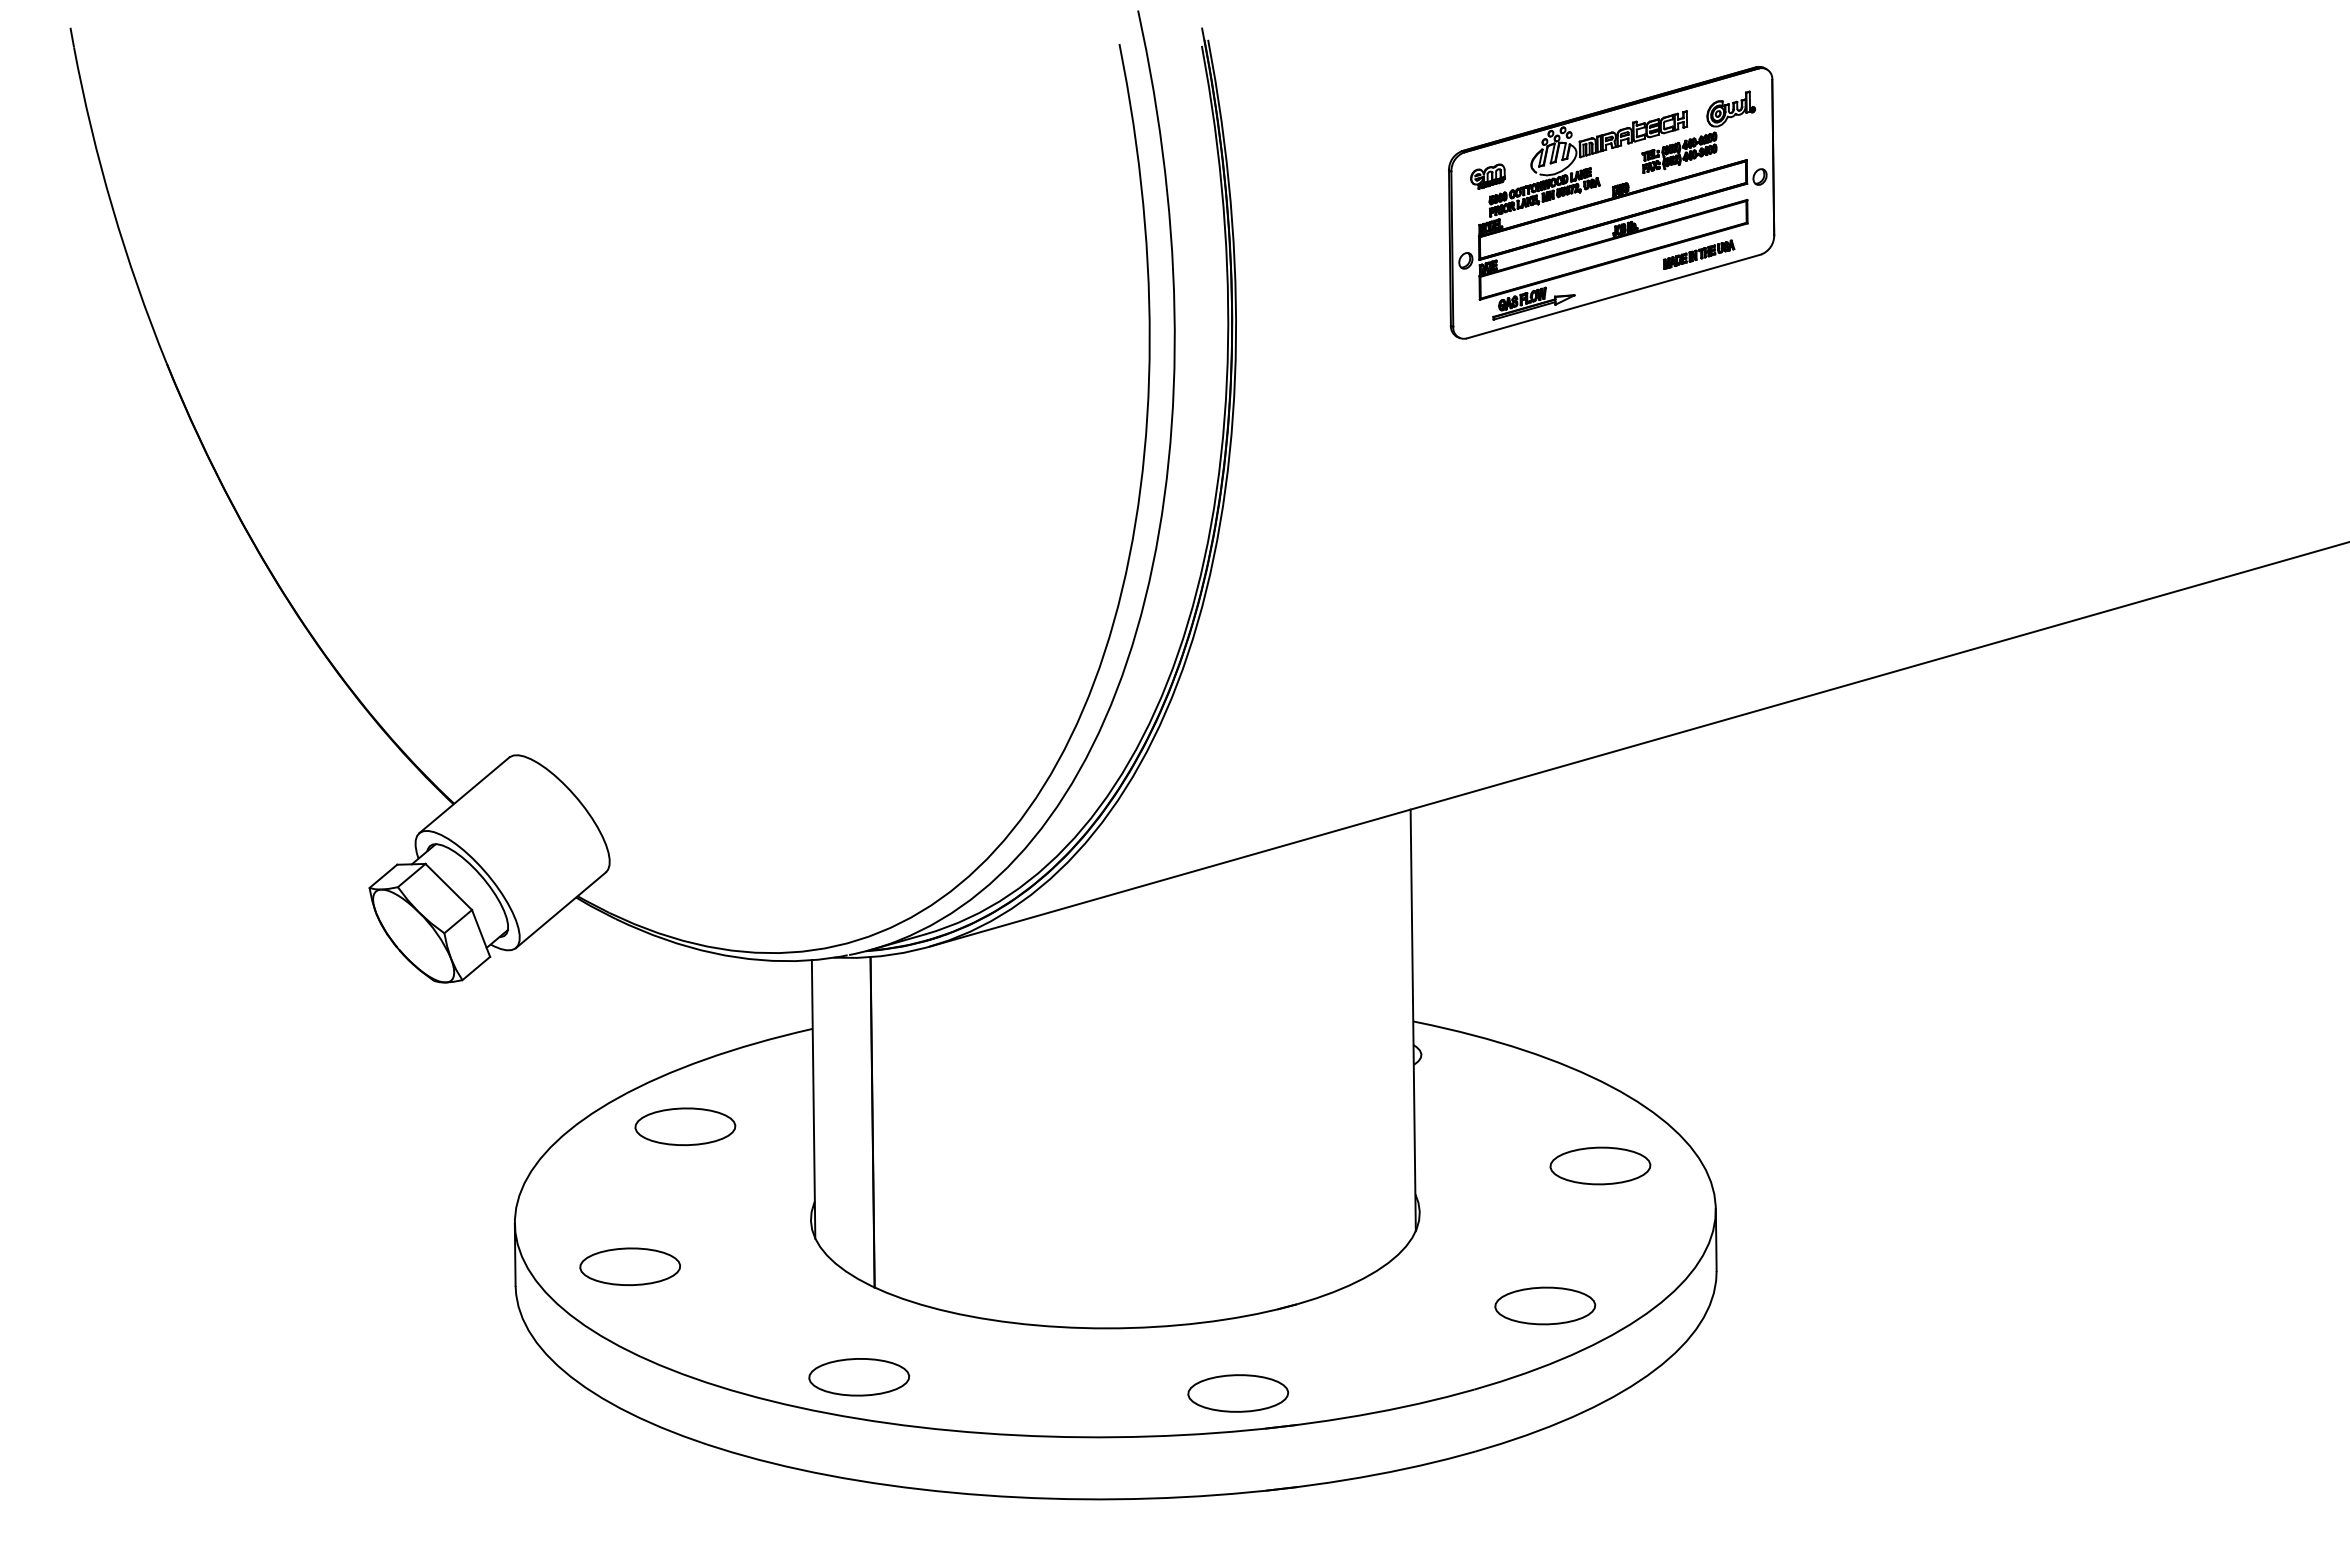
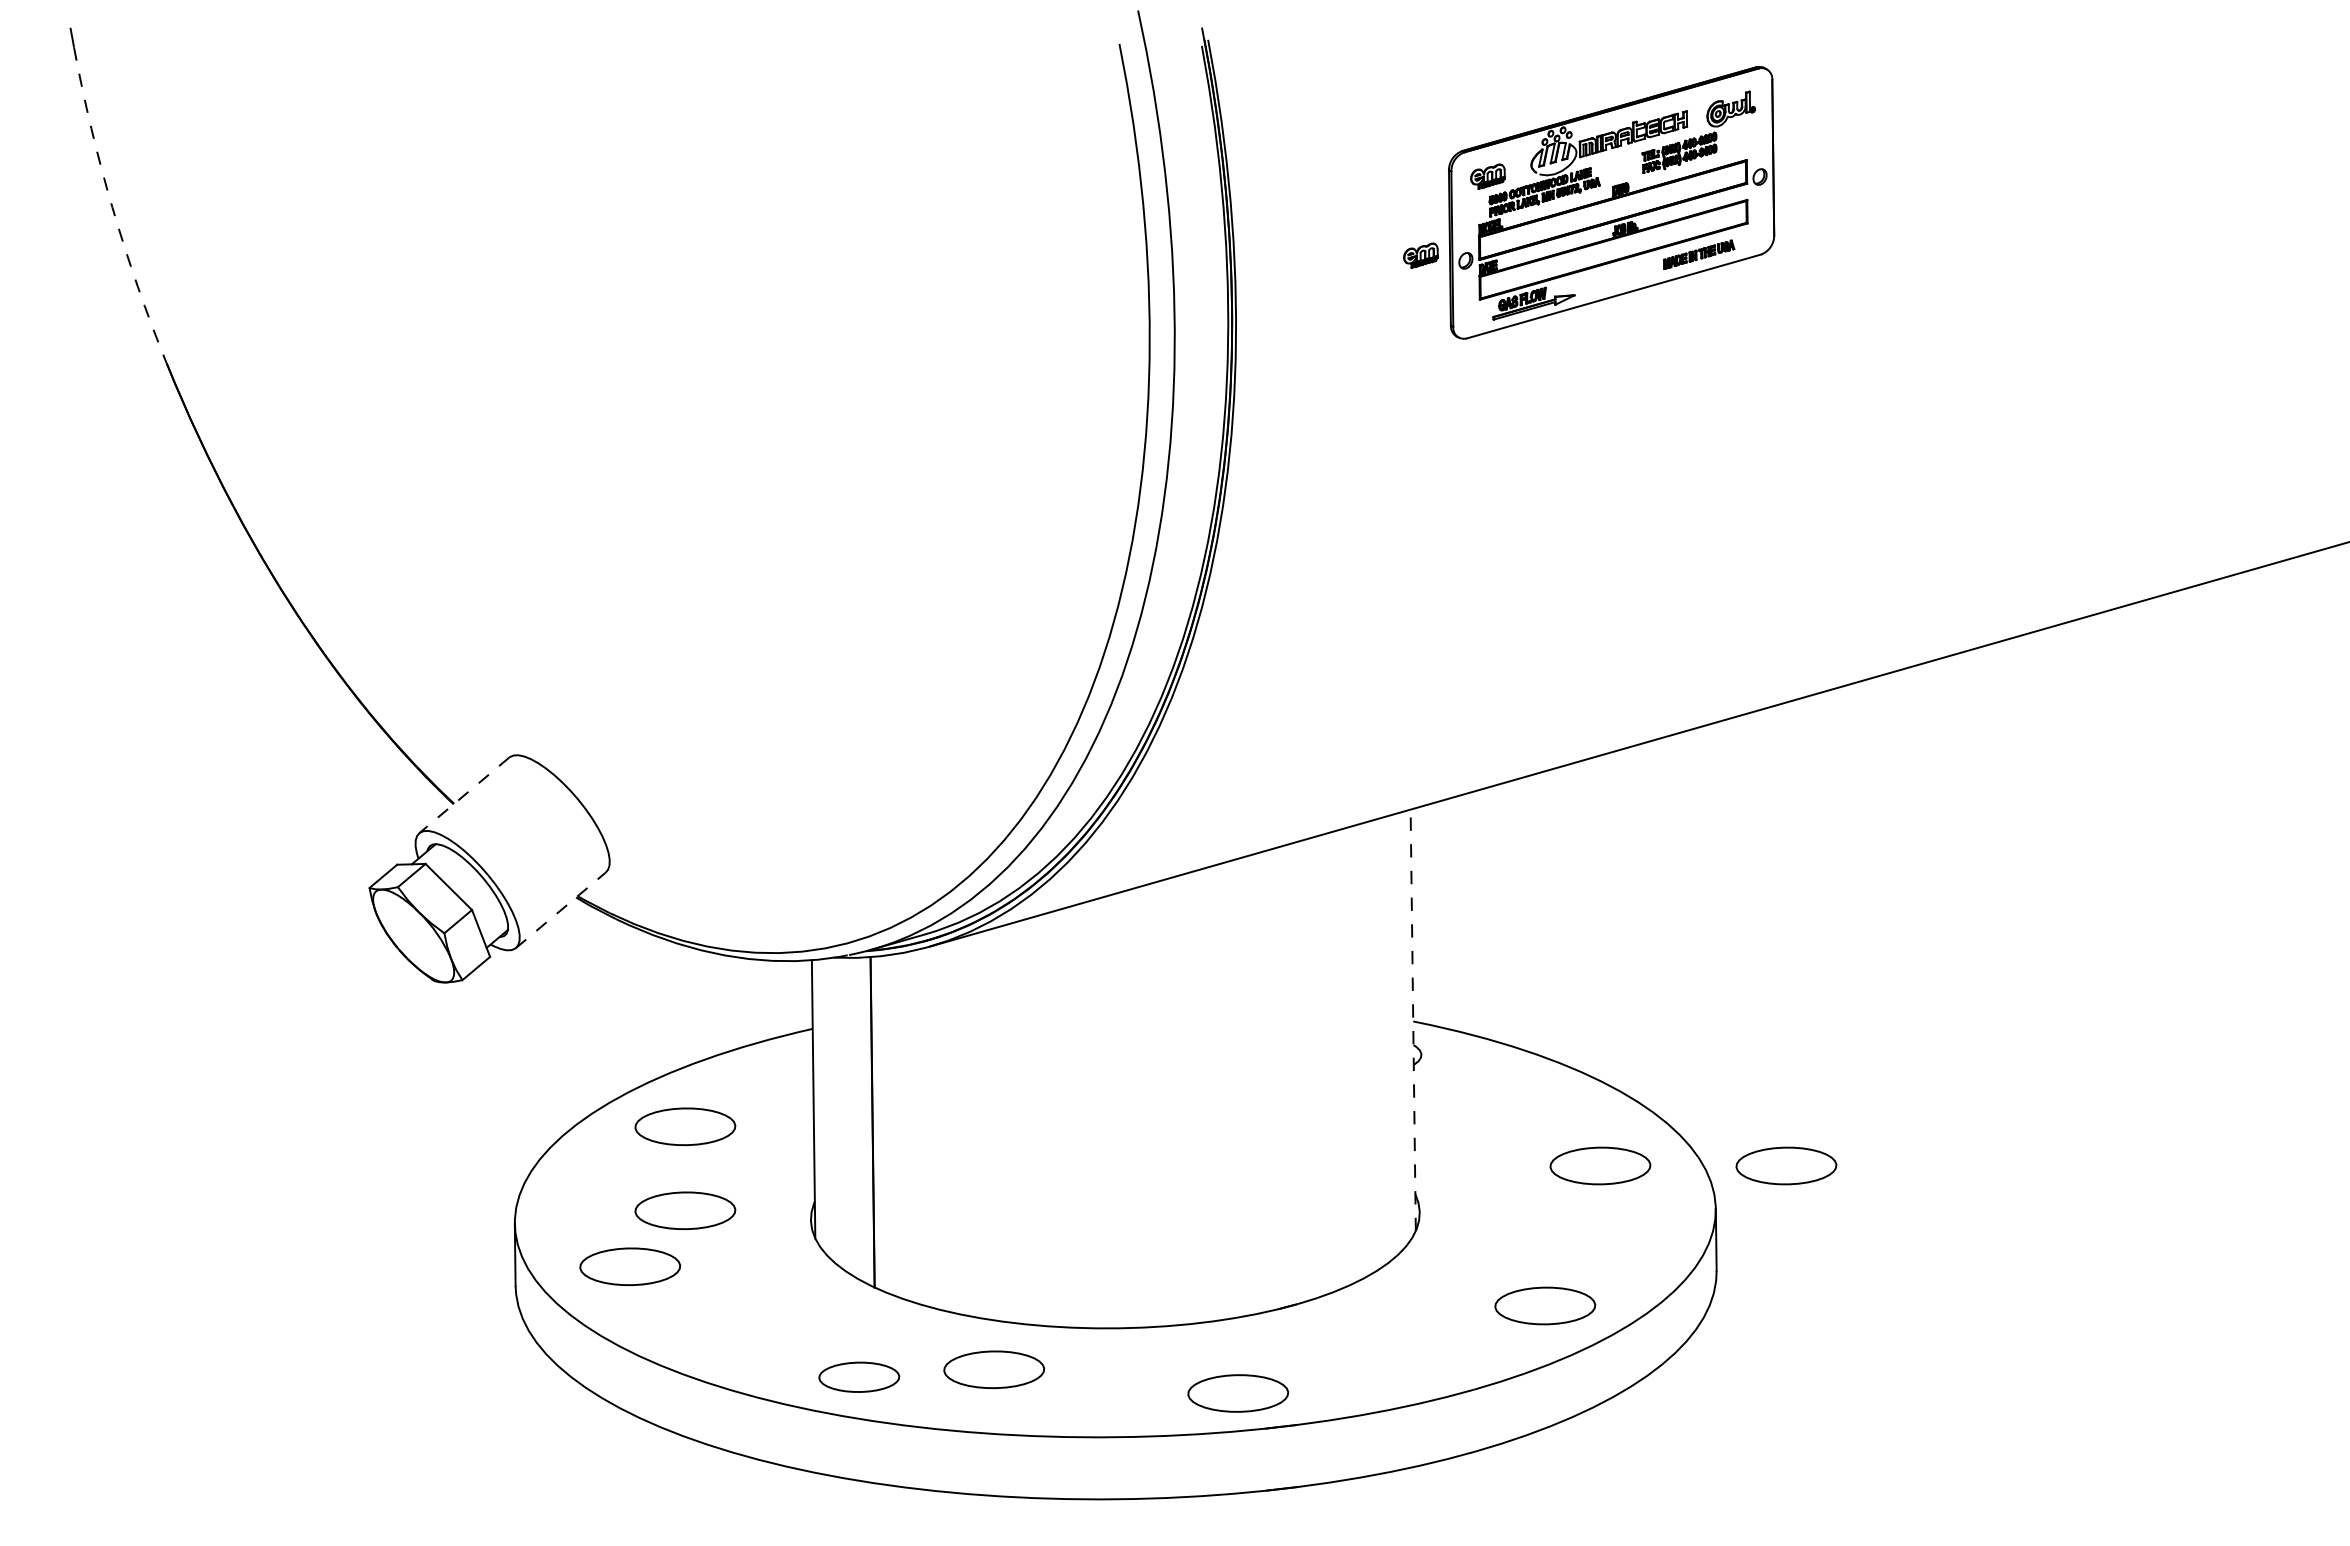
arc: solid -> dashed (112, 207)
part: none -> present (1420, 255)
line: solid -> dashed (464, 795)
line: solid -> dashed (560, 910)
line: solid -> dashed (1413, 1020)
part: none -> present (1786, 1165)
part: none -> present (685, 1210)
part: none -> present (994, 1369)
part size: 103x39 px -> 83x32 px (859, 1376)
